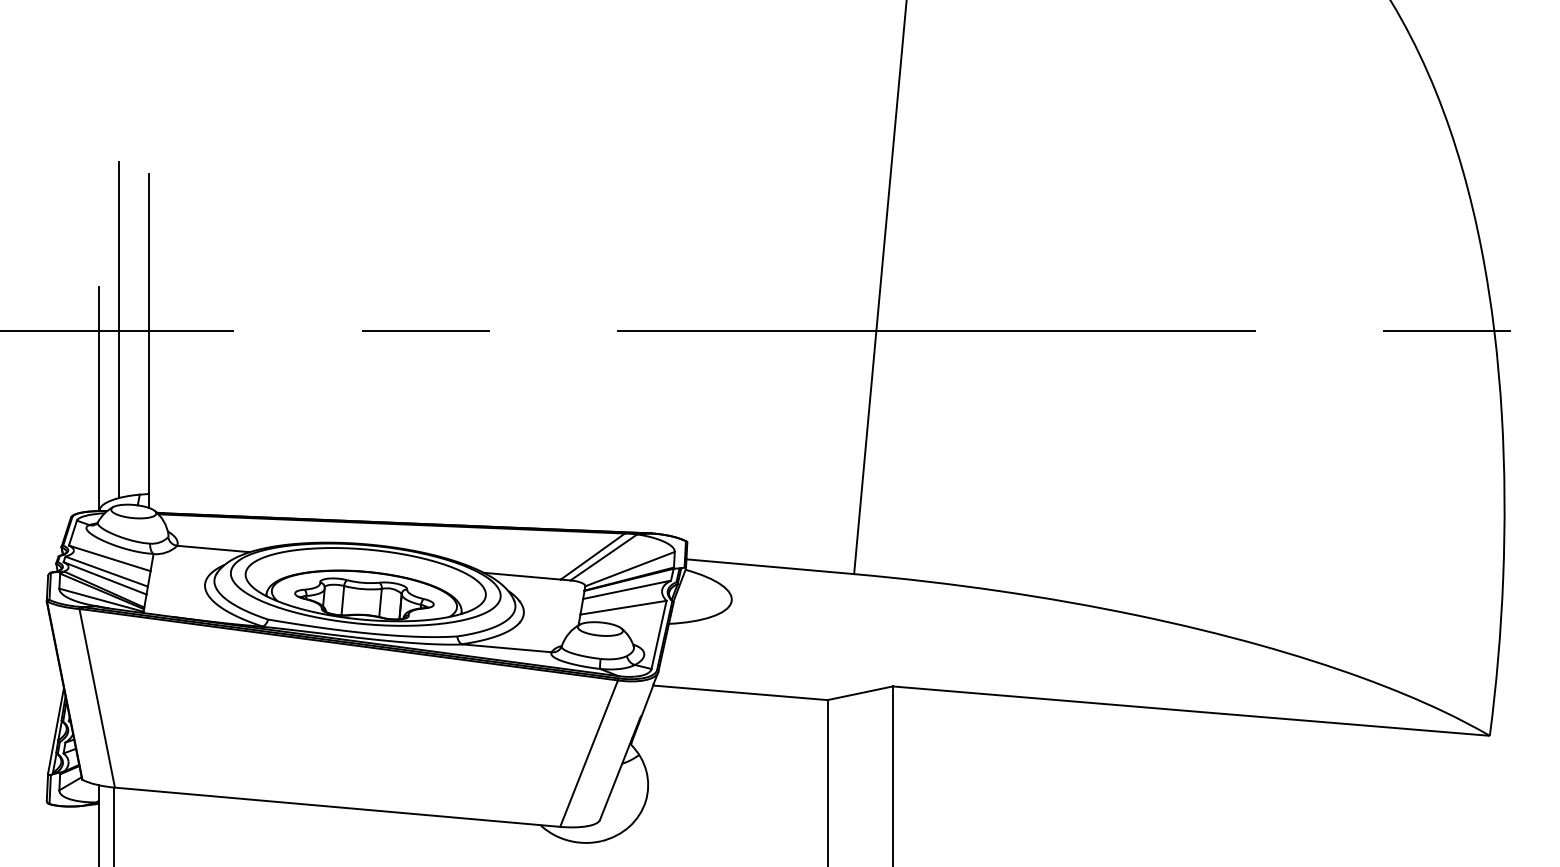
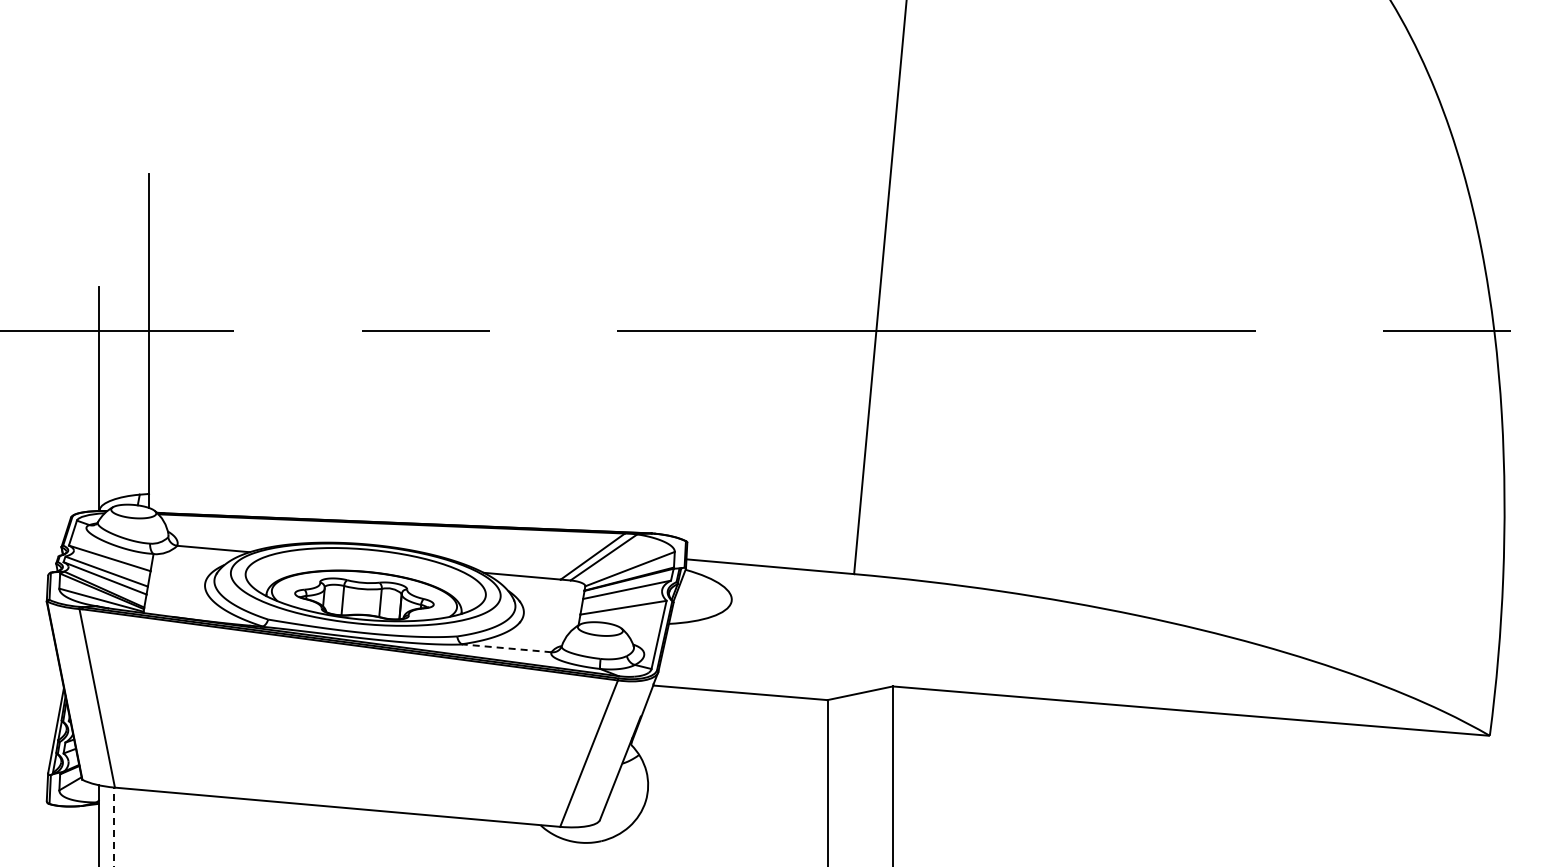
line: present -> none (118, 330)
line: solid -> dashed (506, 648)
line: solid -> dashed (113, 826)
